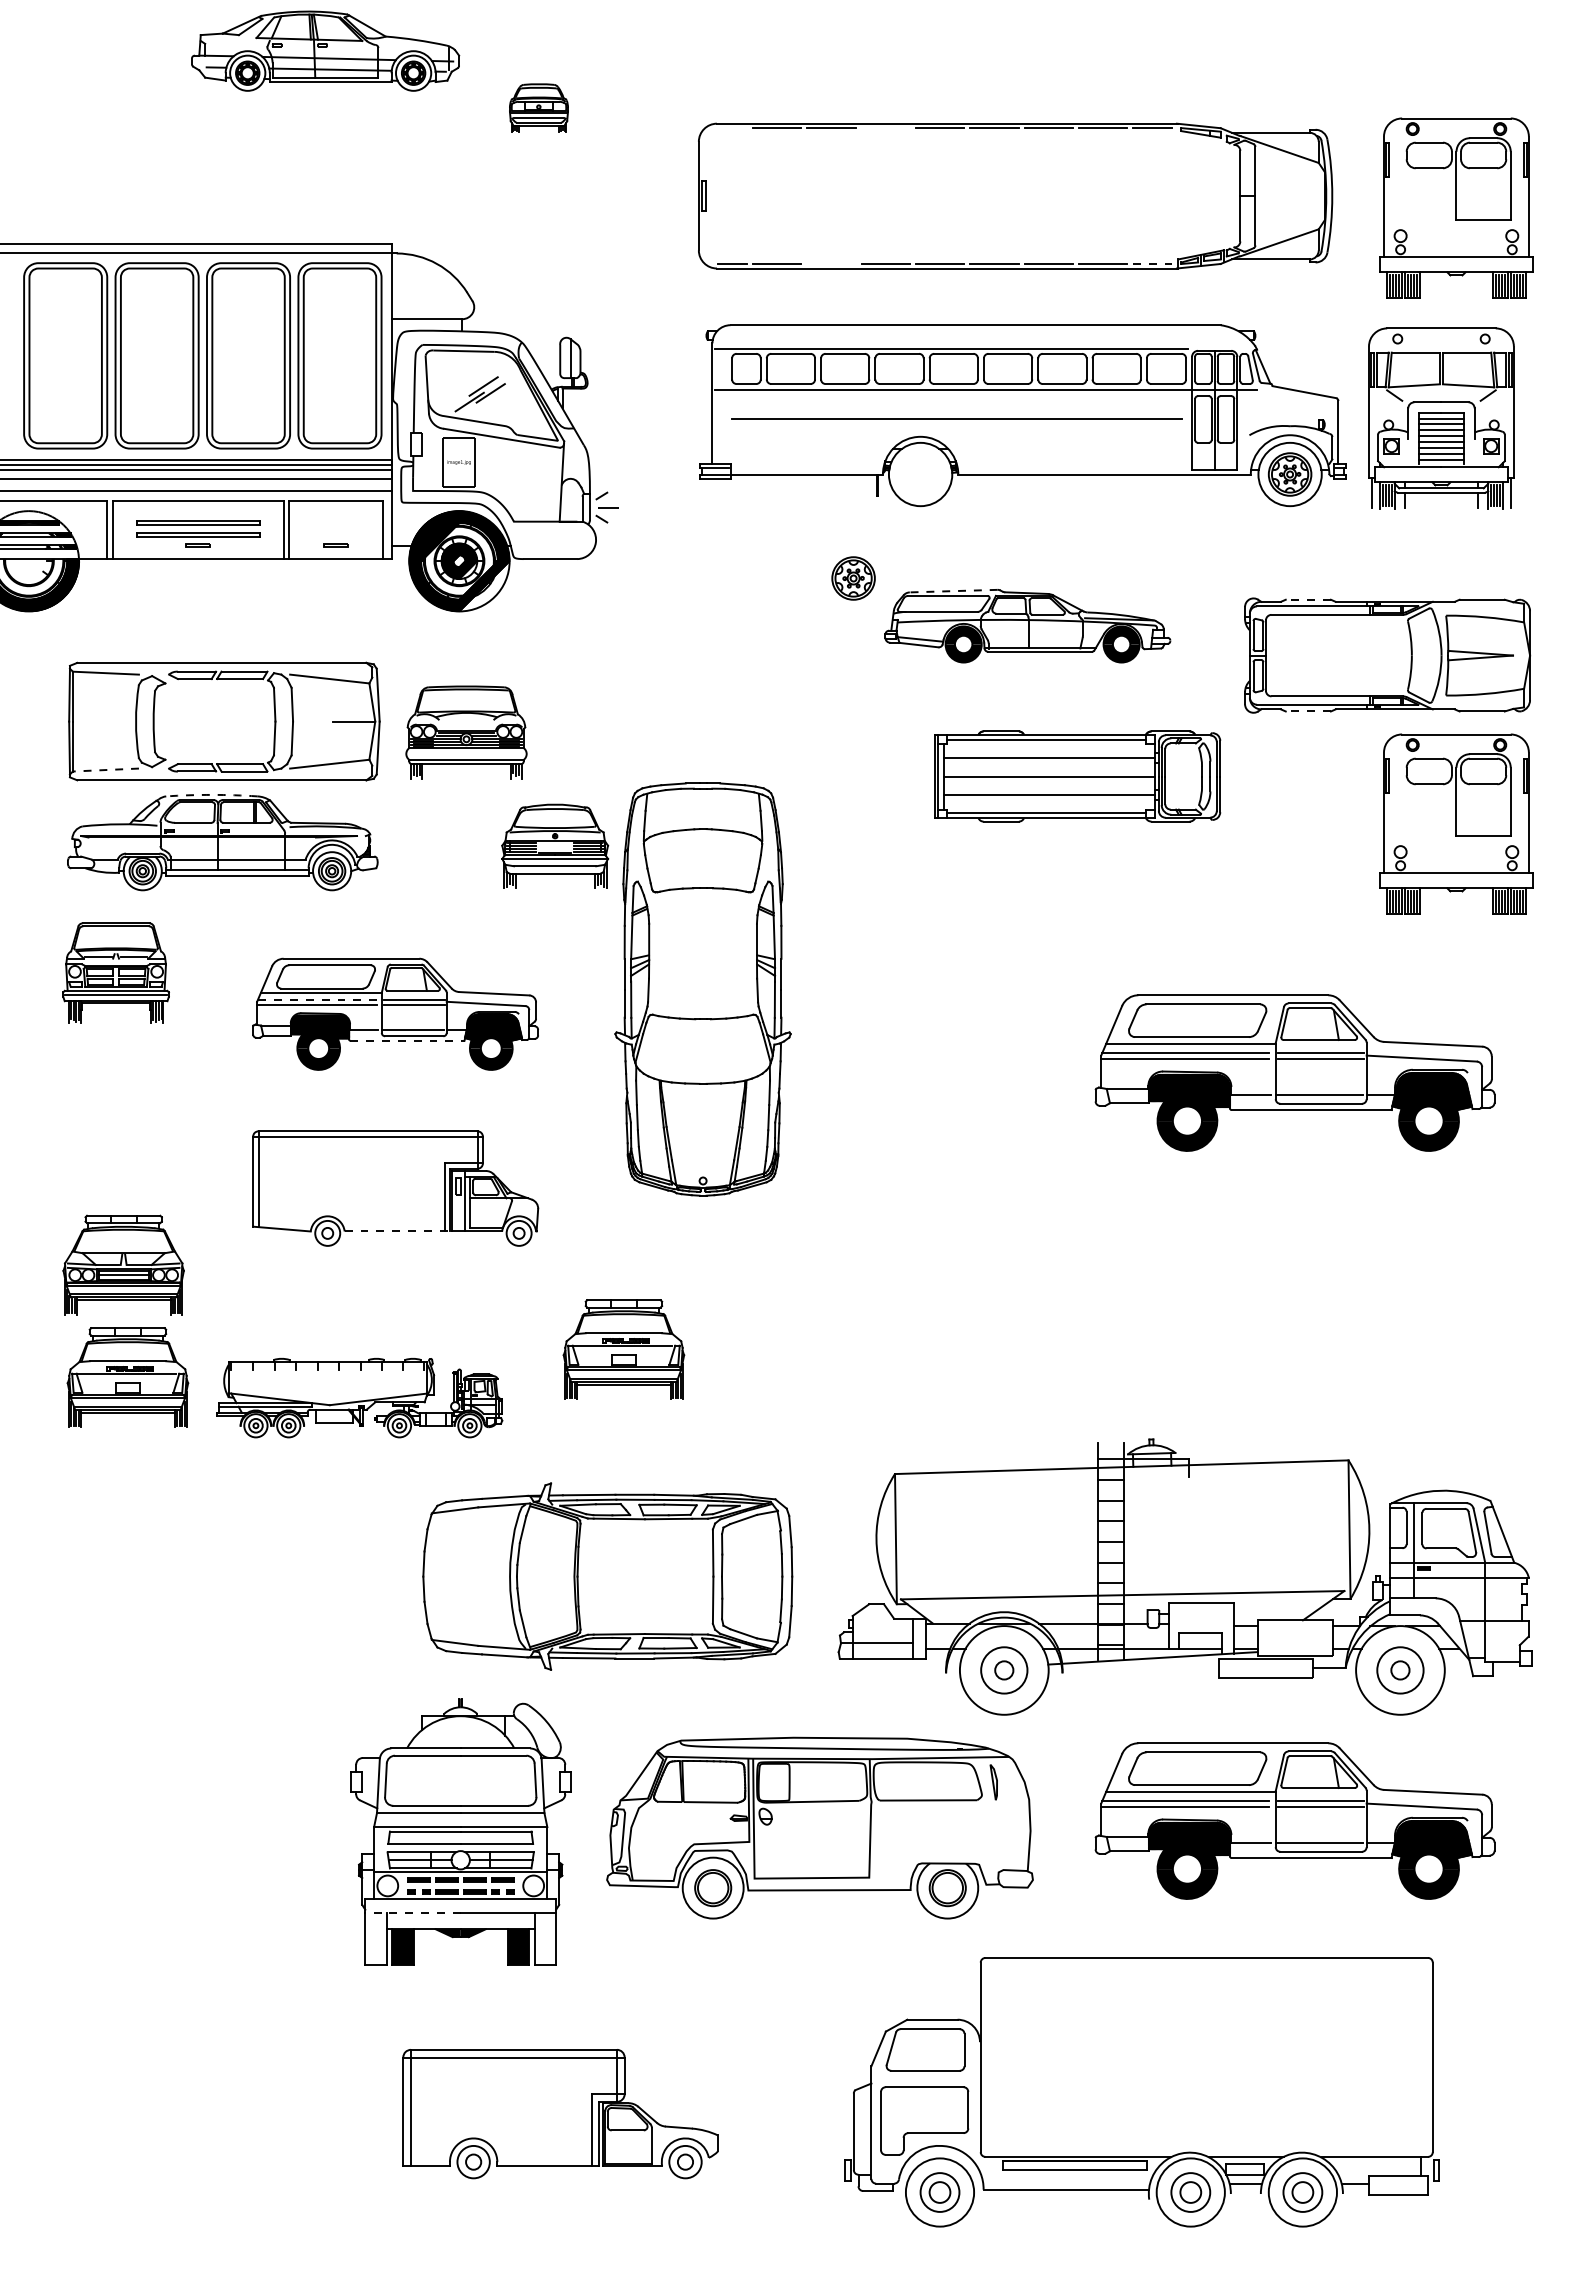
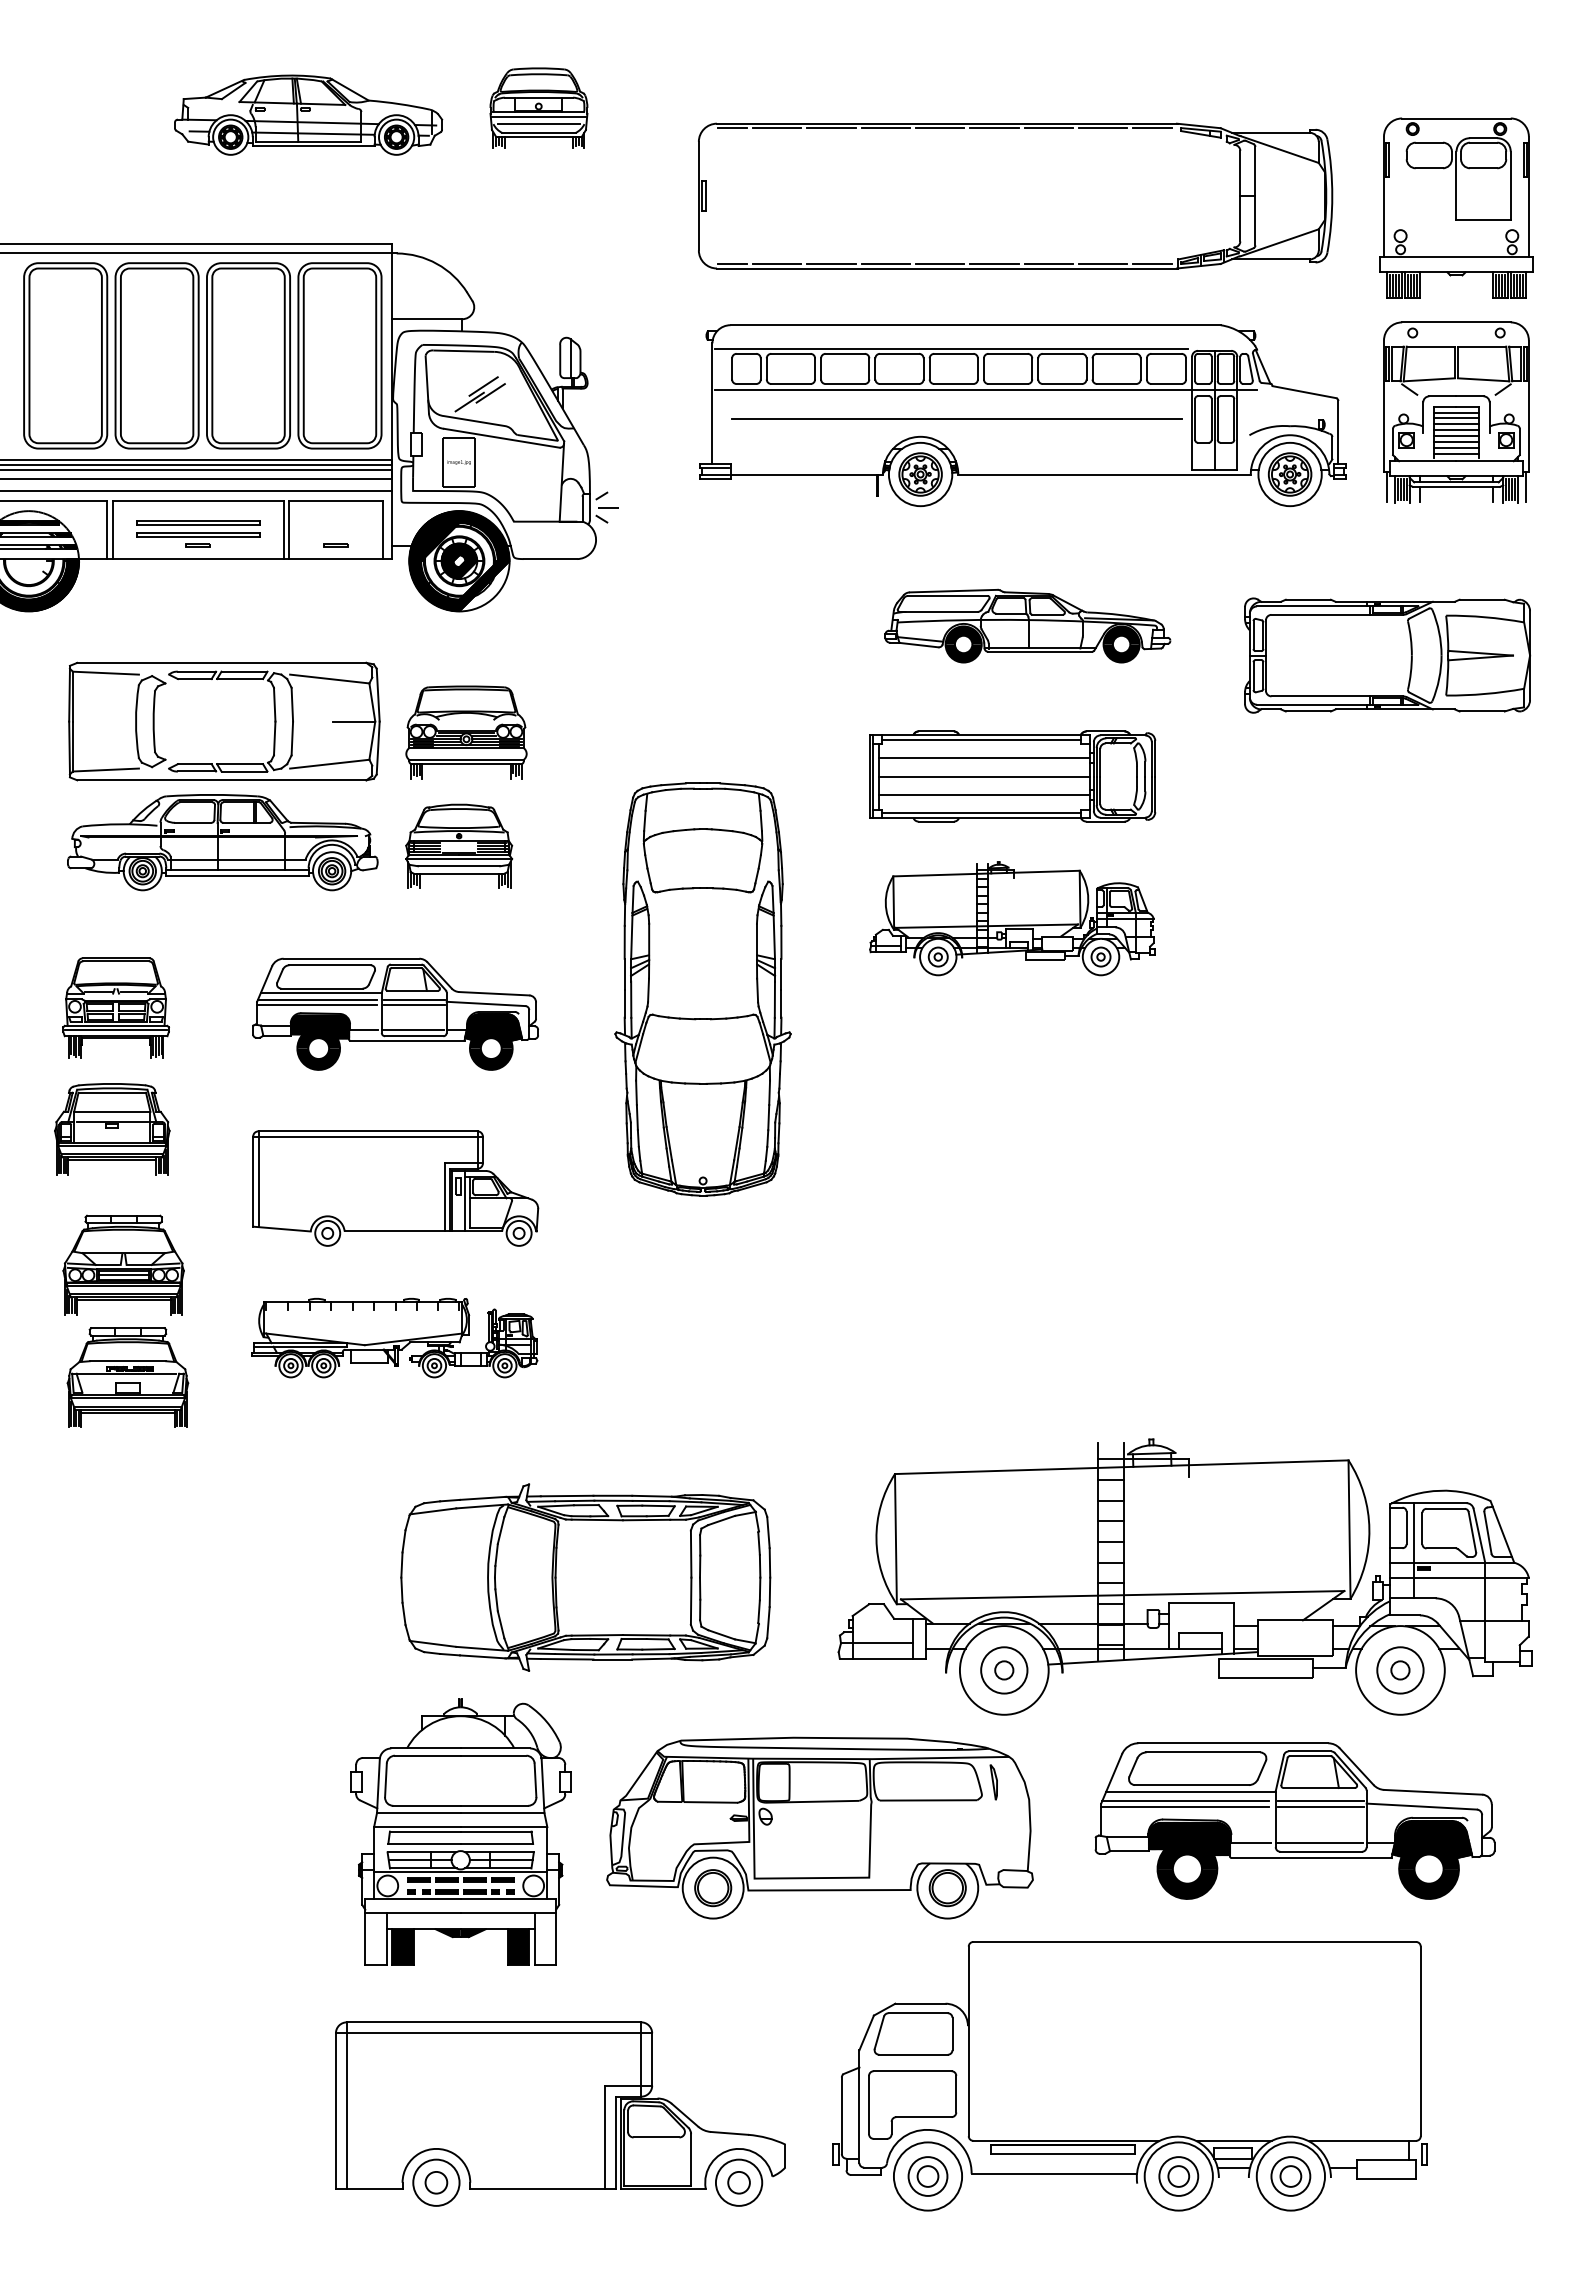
part position: (325, 50) -> (308, 114) (308, 114)
part size: 60x50 px -> 100x82 px (538, 107)
line: none -> present (732, 128)
line: none -> present (885, 128)
line: none -> present (831, 264)
line: dashed -> solid (1152, 264)
part position: (1441, 418) -> (1456, 412) (1456, 412)
part position: (853, 578) -> (920, 474) (920, 474)
line: dashed -> solid (953, 591)
line: dashed -> solid (1308, 599)
line: dashed -> solid (1308, 711)
line: dashed -> solid (105, 770)
part position: (1077, 776) -> (1012, 776) (1012, 776)
arc: dashed -> solid (211, 794)
part: present -> none (1456, 823)
part position: (555, 845) -> (459, 845) (459, 845)
part: none -> present (1012, 918)
part position: (115, 972) -> (115, 1007) (115, 1007)
line: dashed -> solid (317, 1000)
line: dashed -> solid (407, 1040)
part: present -> none (1294, 1072)
part: none -> present (112, 1129)
line: dashed -> solid (397, 1231)
part: present -> none (623, 1349)
part position: (359, 1398) -> (394, 1338) (394, 1338)
part position: (607, 1576) -> (585, 1577) (585, 1577)
line: dashed -> solid (413, 1912)
part position: (1141, 2092) -> (1129, 2076) (1129, 2076)
part size: 317x131 px -> 451x186 px (560, 2113)
